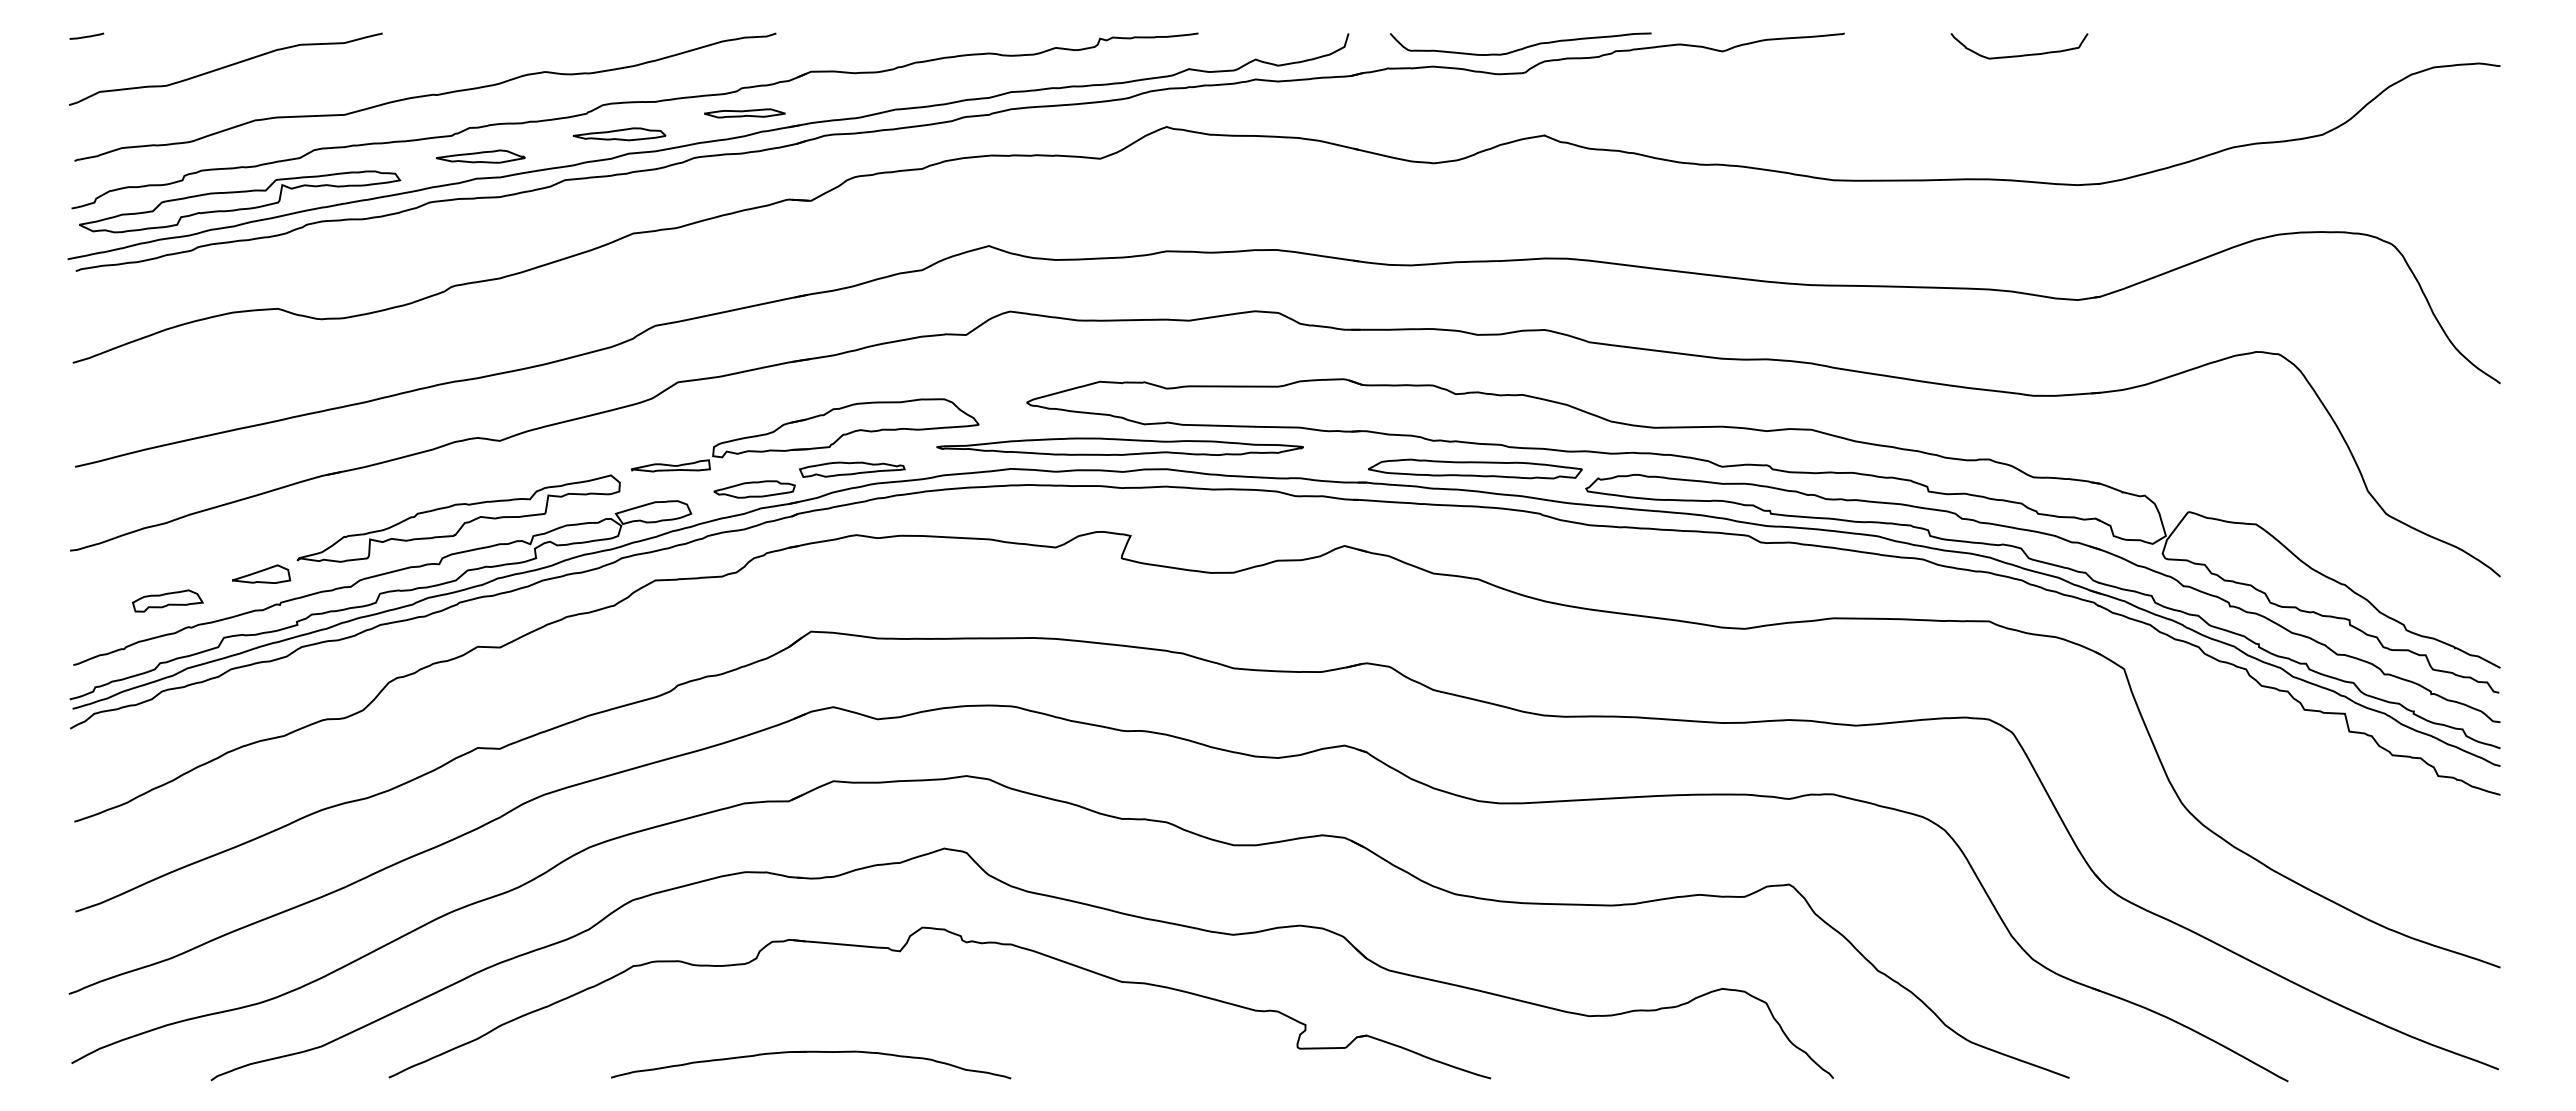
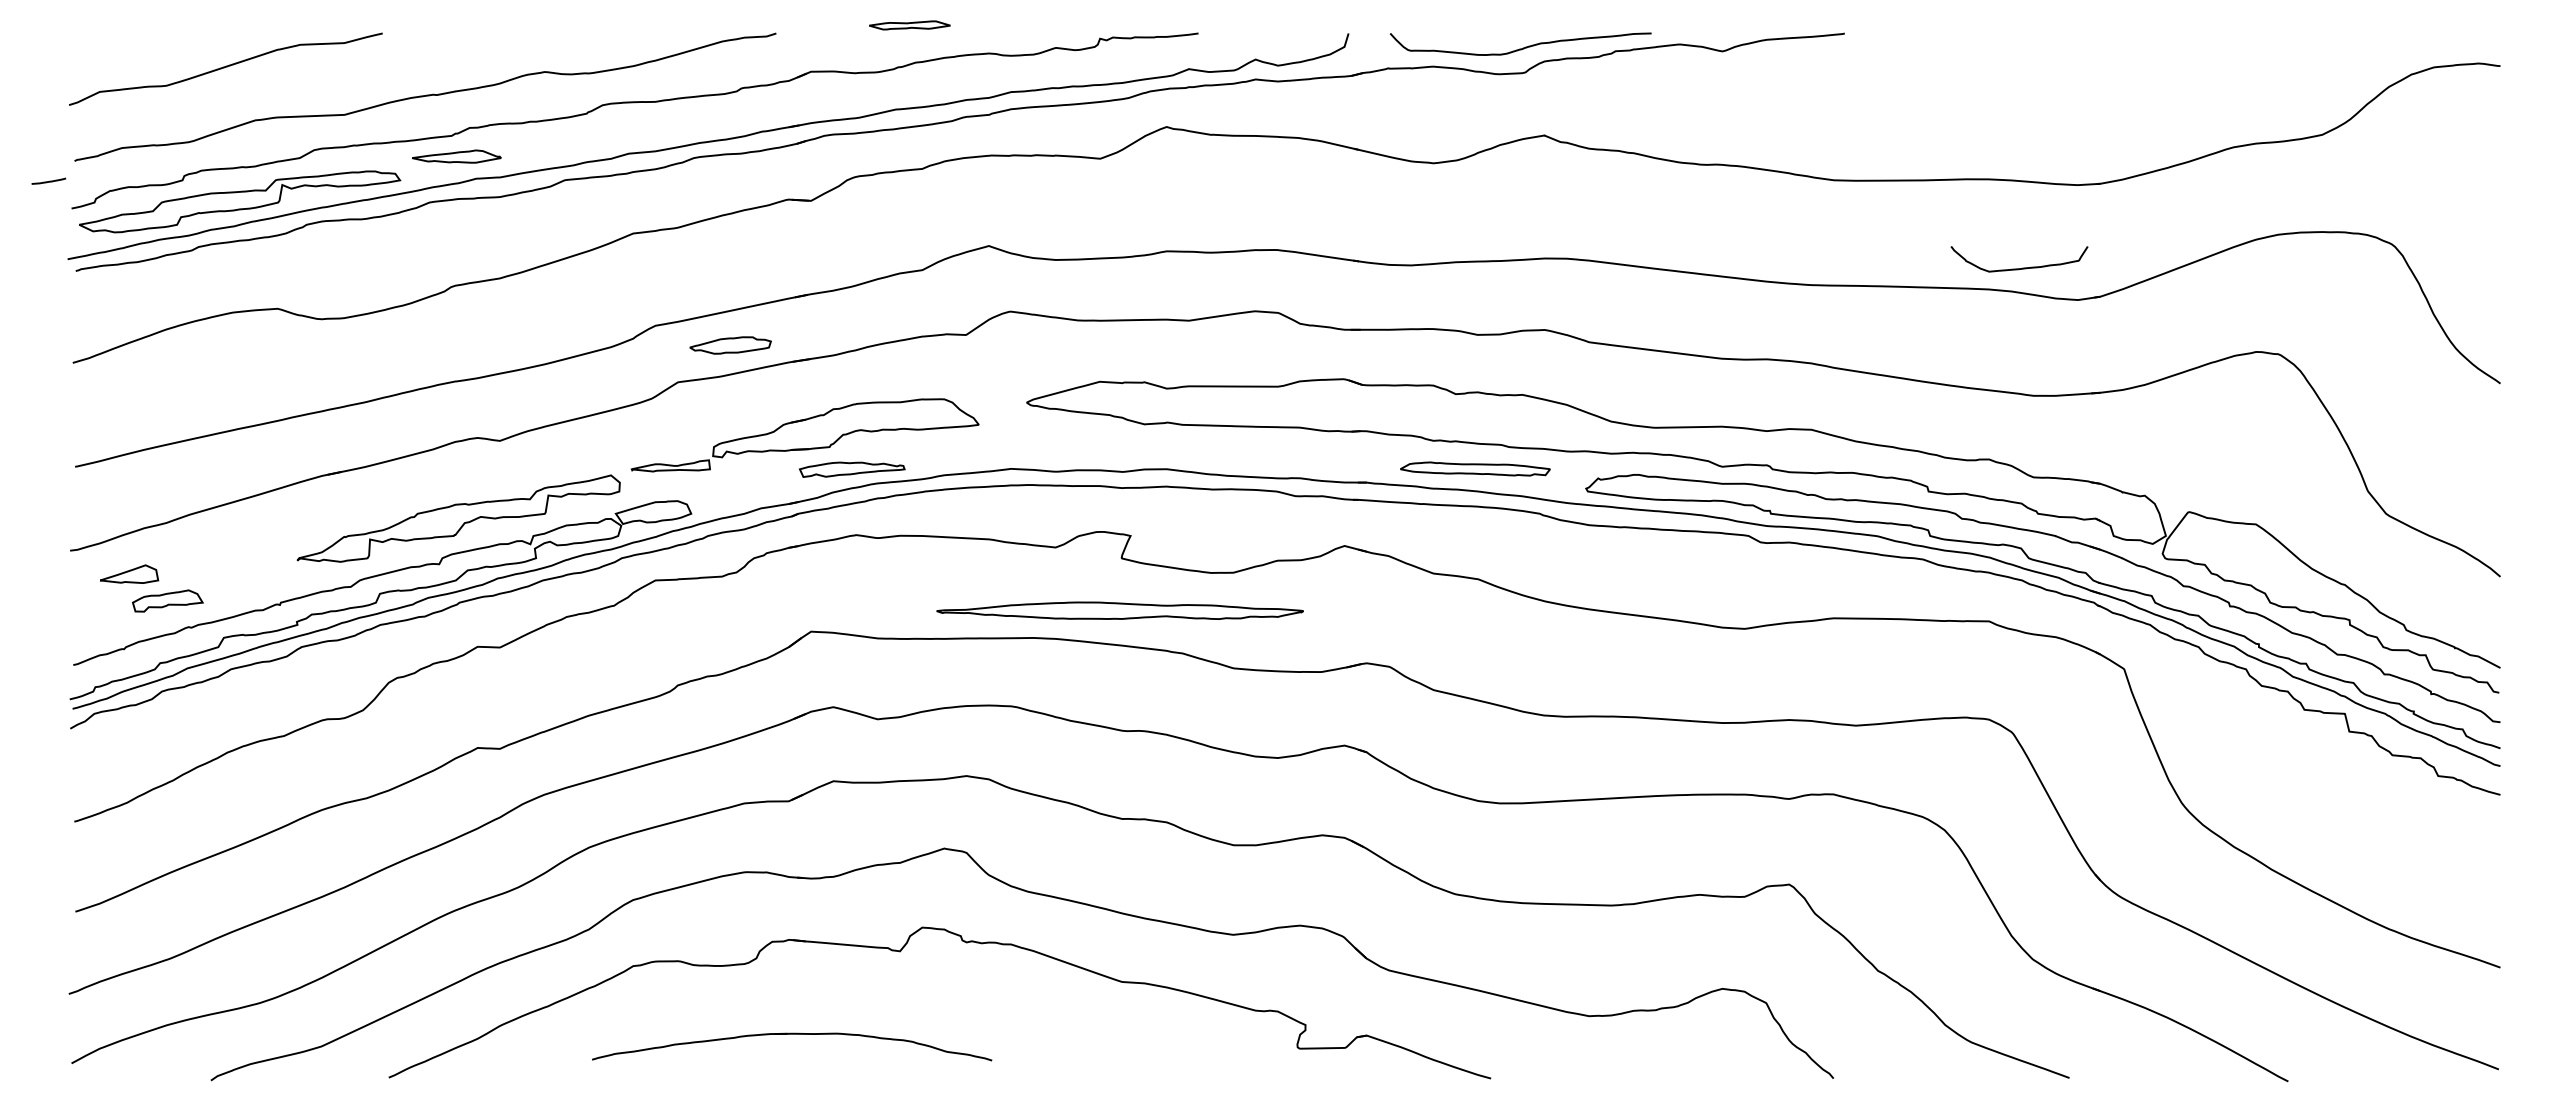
line position: (87, 35) -> (49, 180) (49, 180)
curve position: (2022, 54) -> (2022, 267) (2022, 267)
part position: (744, 113) -> (909, 25) (909, 25)
part: present -> none (619, 134)
part position: (480, 156) -> (456, 156) (456, 156)
part position: (1119, 446) -> (1119, 610) (1119, 610)
part size: 215x22 px -> 151x16 px (1475, 468)
part position: (754, 489) -> (730, 345) (730, 345)
part position: (261, 573) -> (129, 573) (129, 573)
part position: (811, 1052) -> (792, 1034) (792, 1034)
